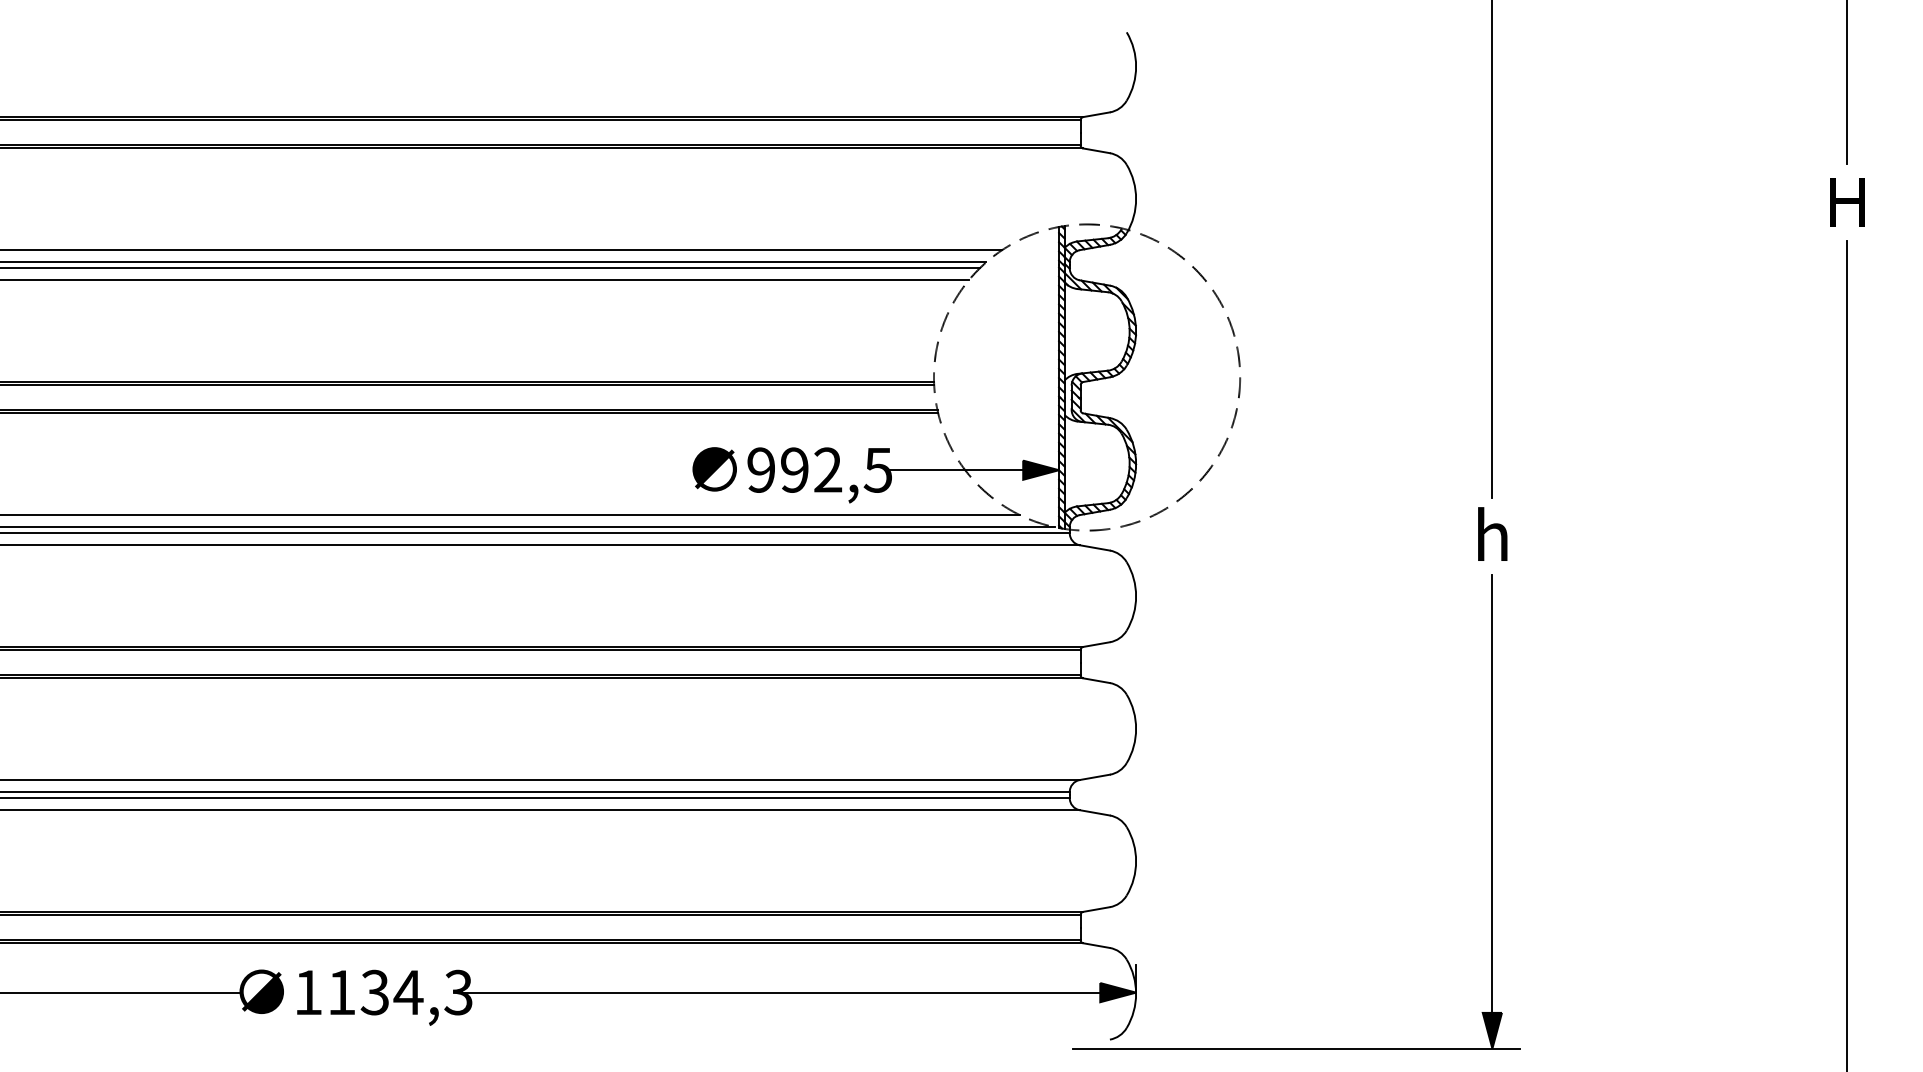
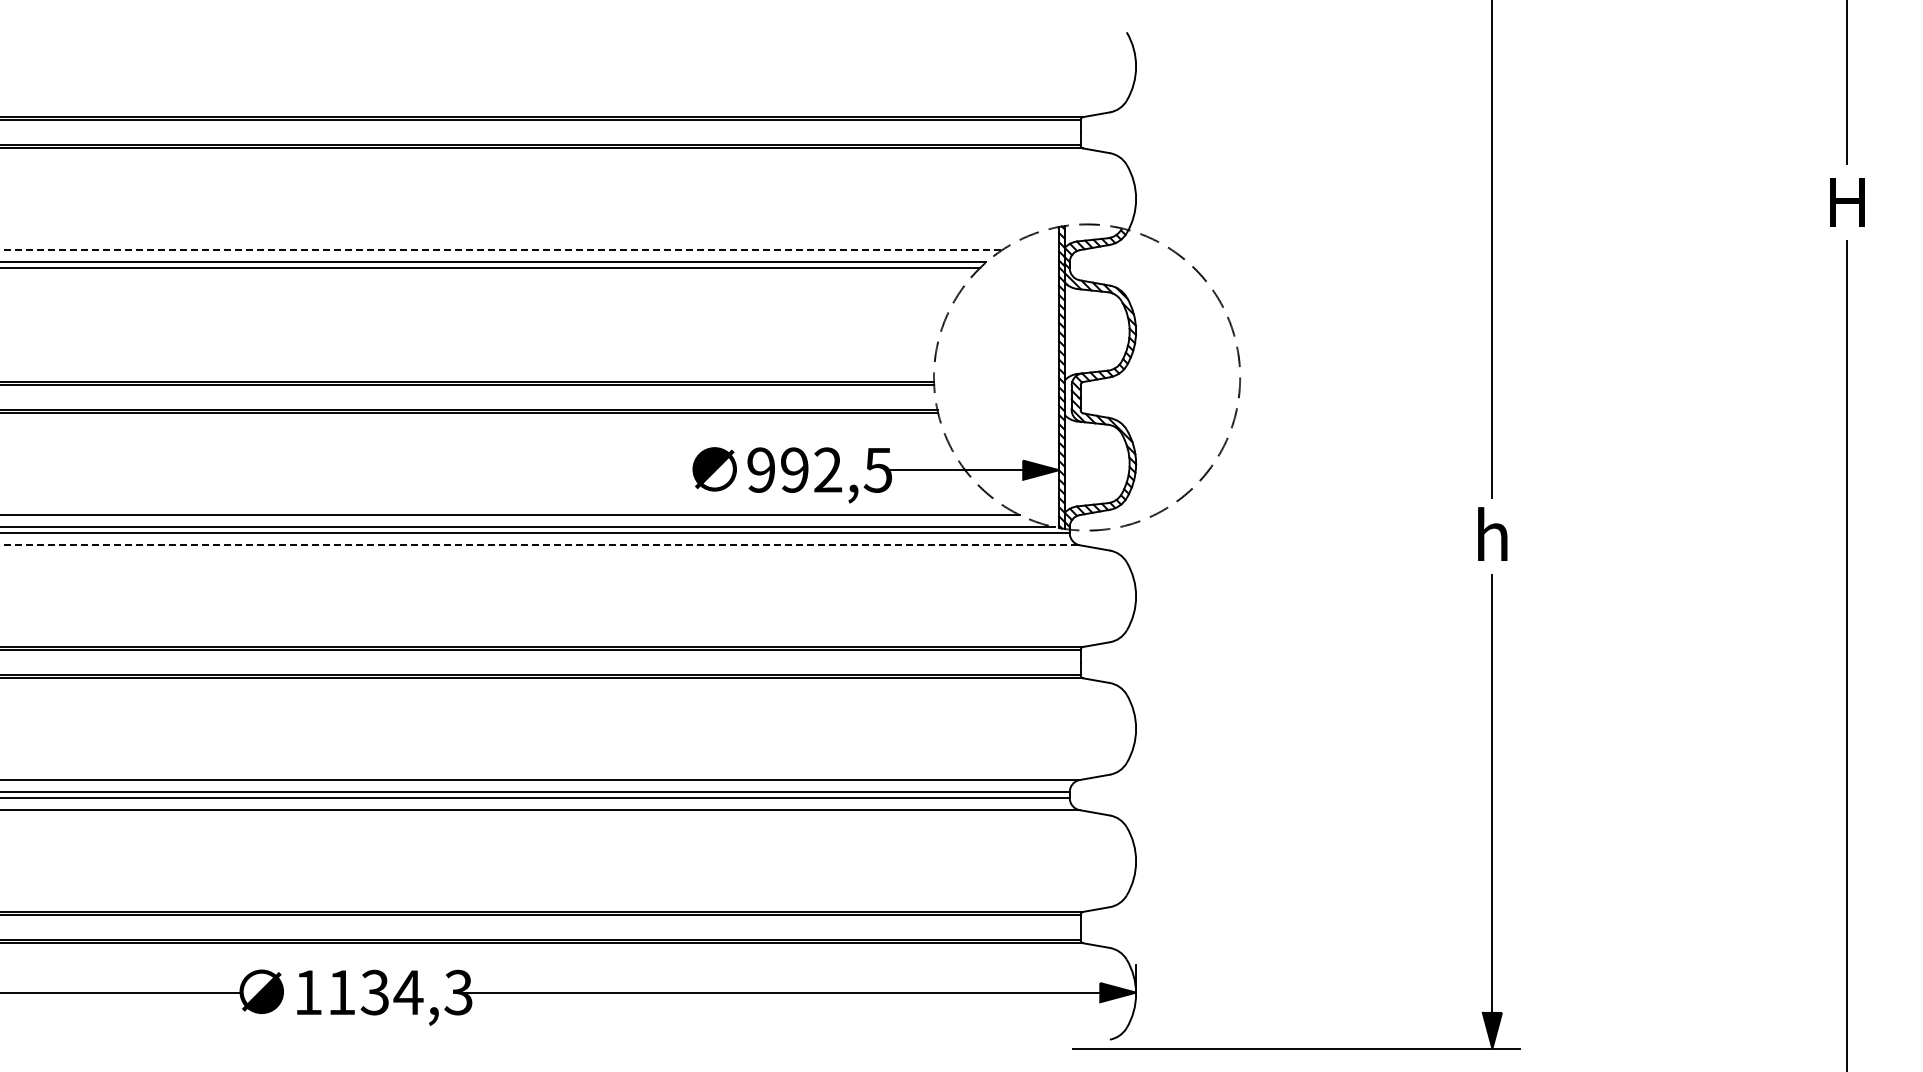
line: solid -> dashed (501, 250)
line: present -> none (485, 280)
line: solid -> dashed (540, 545)
